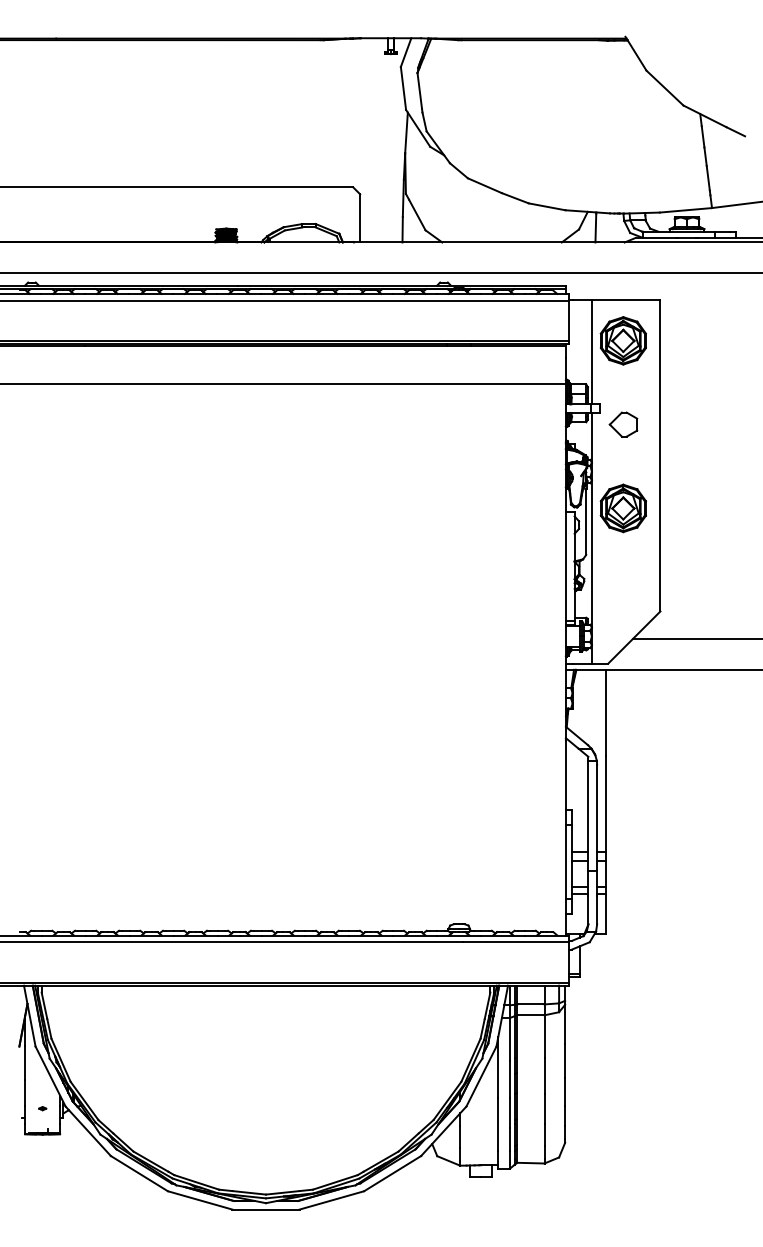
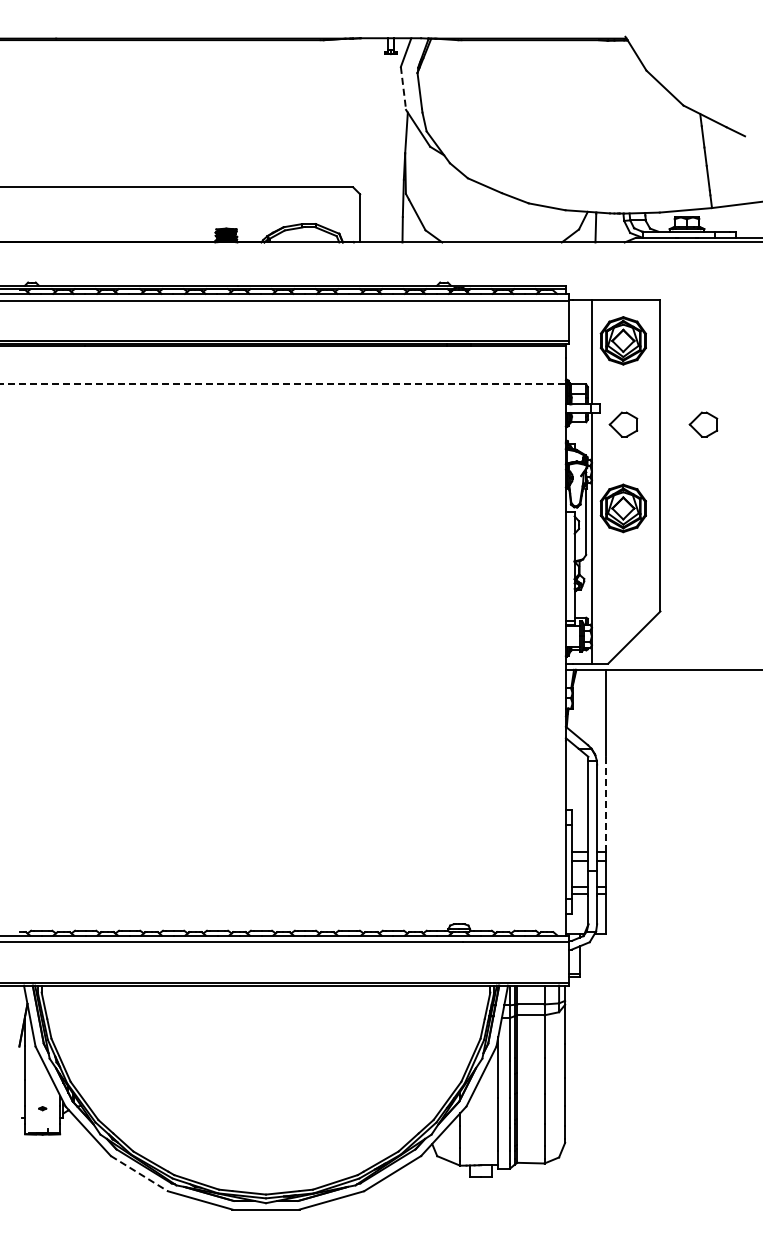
line: solid -> dashed (403, 88)
line: present -> none (380, 273)
line: solid -> dashed (283, 384)
part: none -> present (703, 424)
line: present -> none (695, 639)
line: solid -> dashed (606, 804)
line: solid -> dashed (139, 1173)
